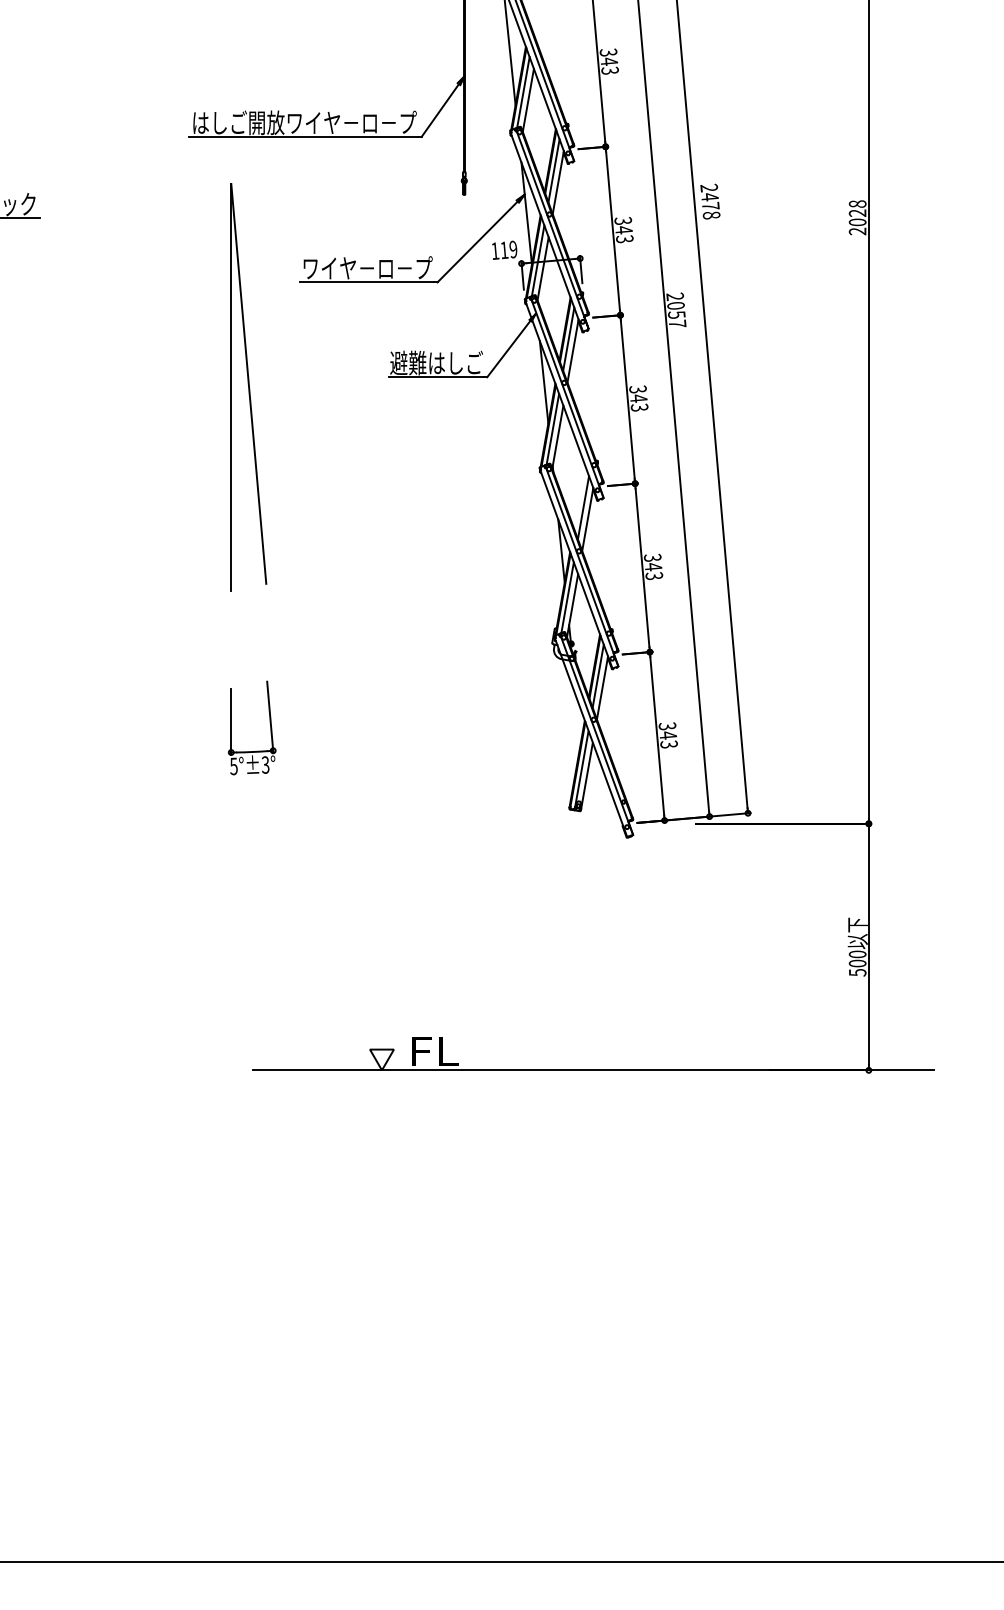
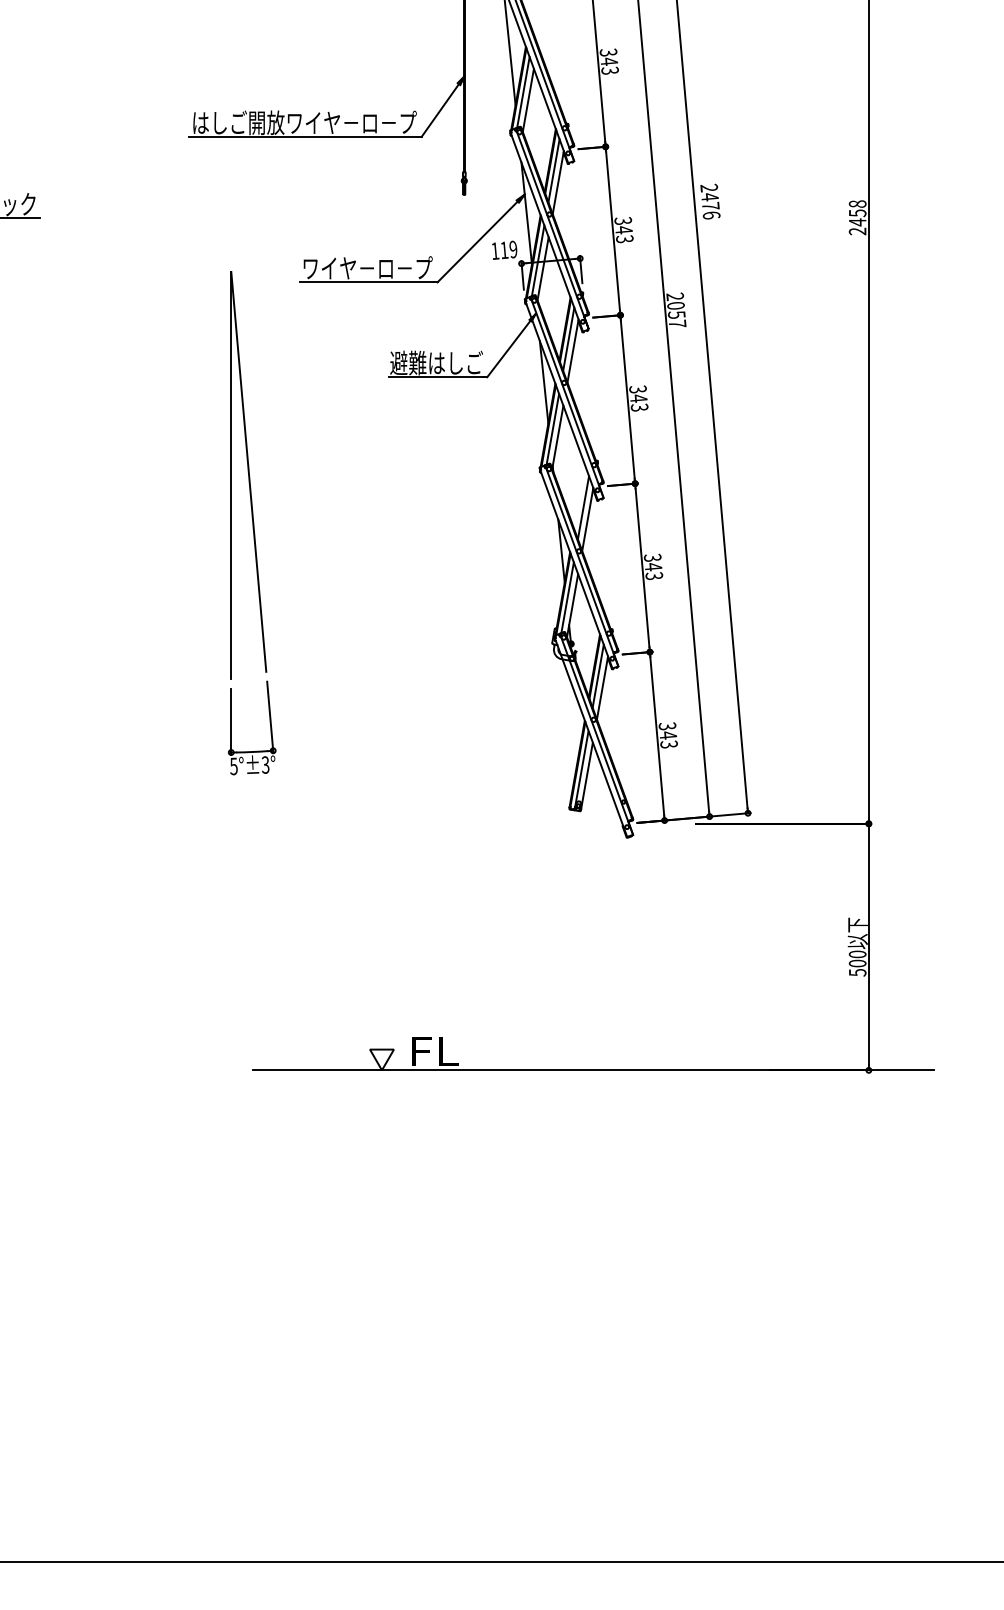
text: 2478 -> 2476 (711, 215)
text: 2028 -> 2458 (857, 217)
part position: (248, 387) -> (248, 475) (248, 475)
